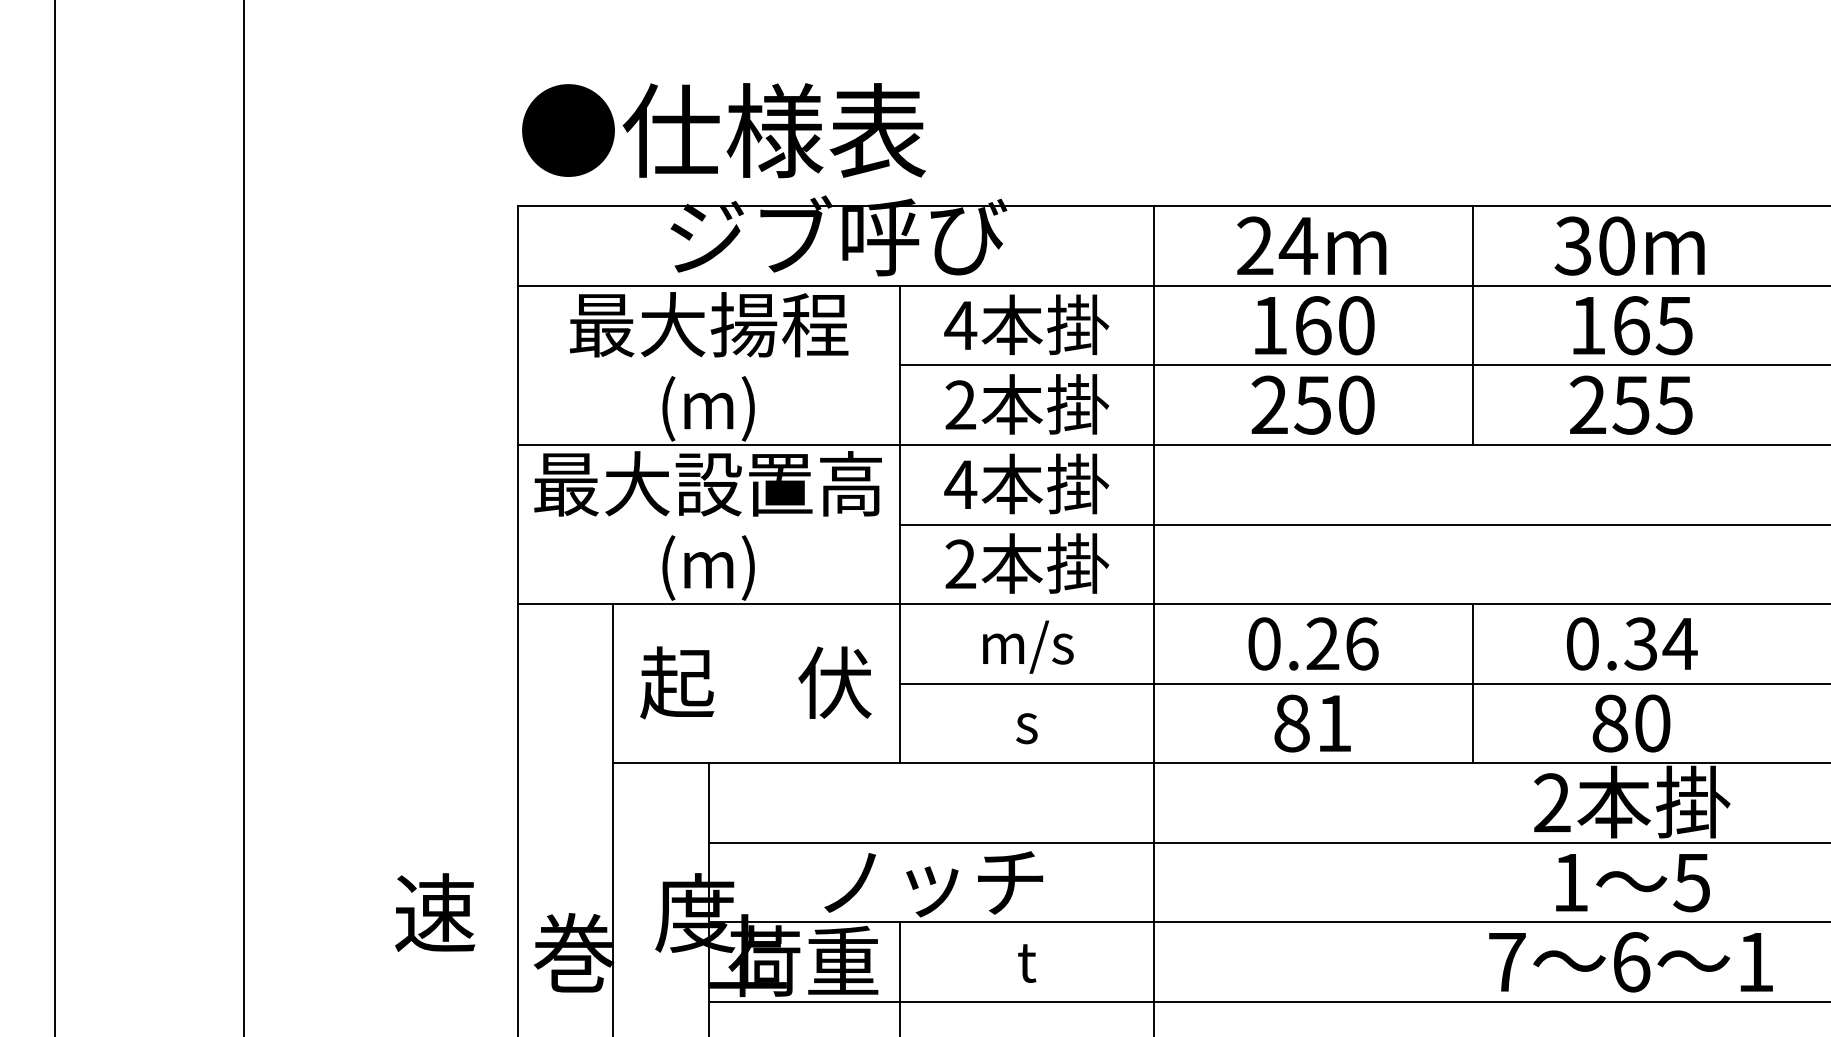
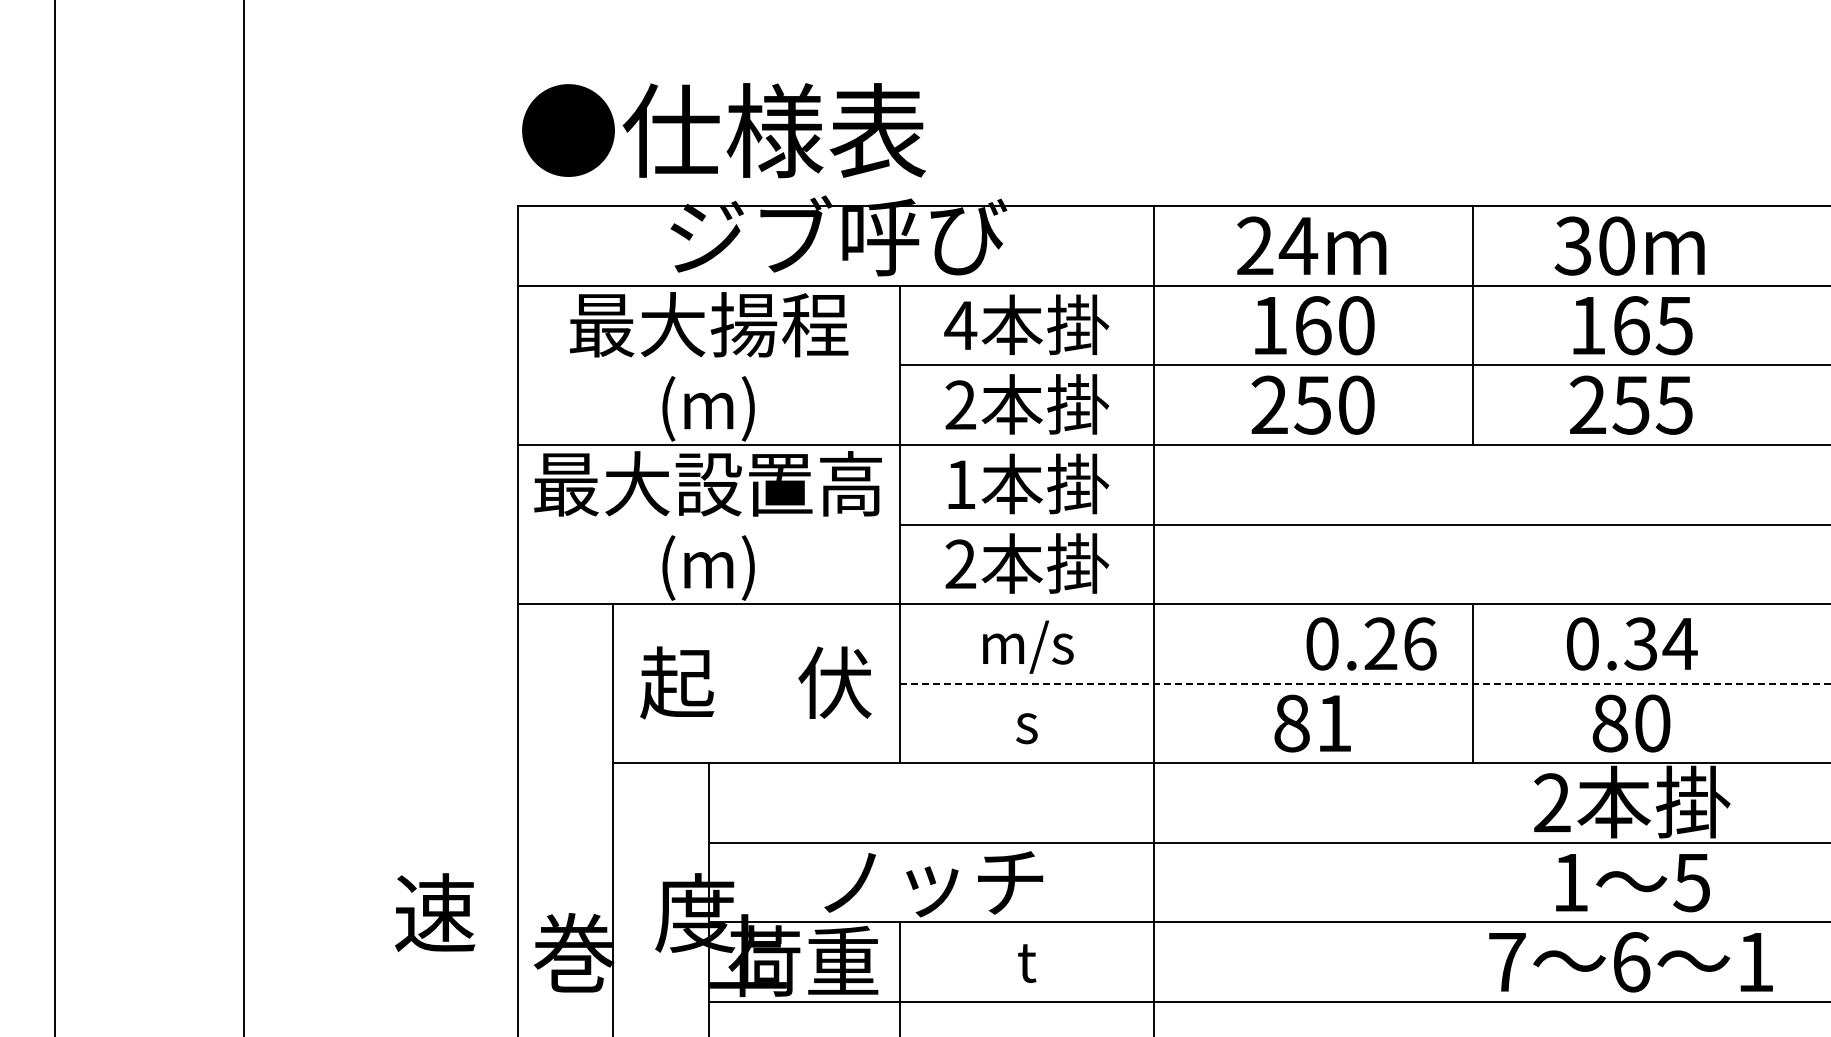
text: 4 -> 1 (960, 484)
text position: (1313, 643) -> (1371, 643) (1371, 643)
line: solid -> dashed (1365, 683)
